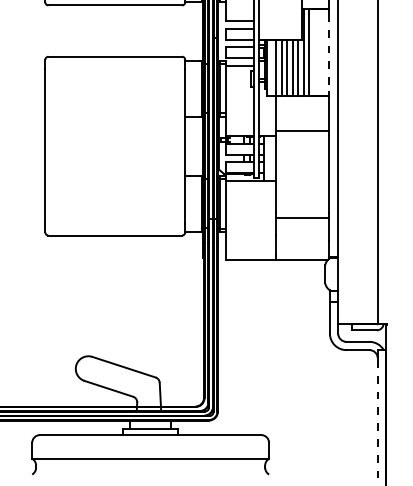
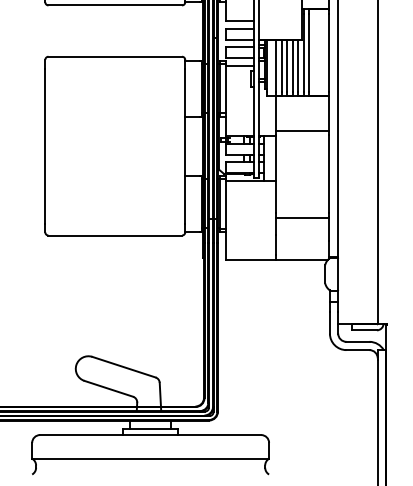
line: dashed -> solid (328, 52)
line: dashed -> solid (377, 422)
